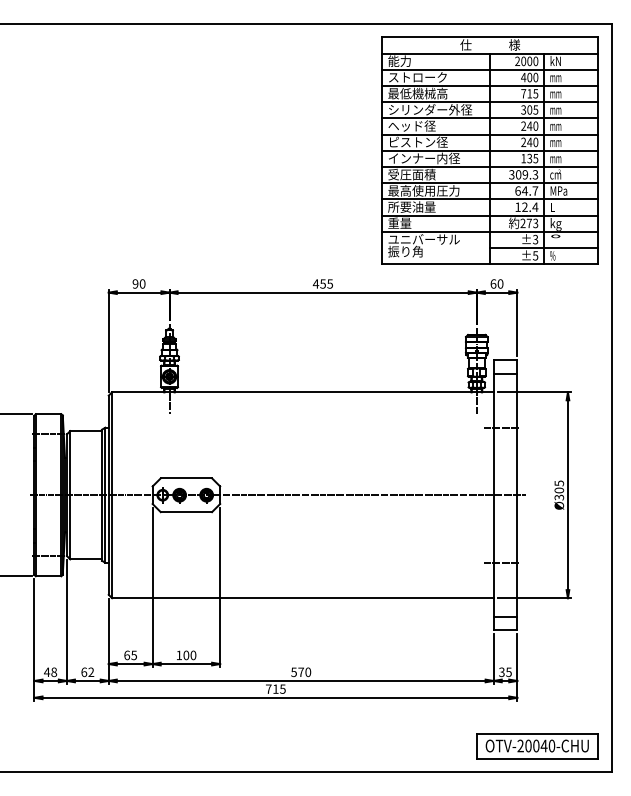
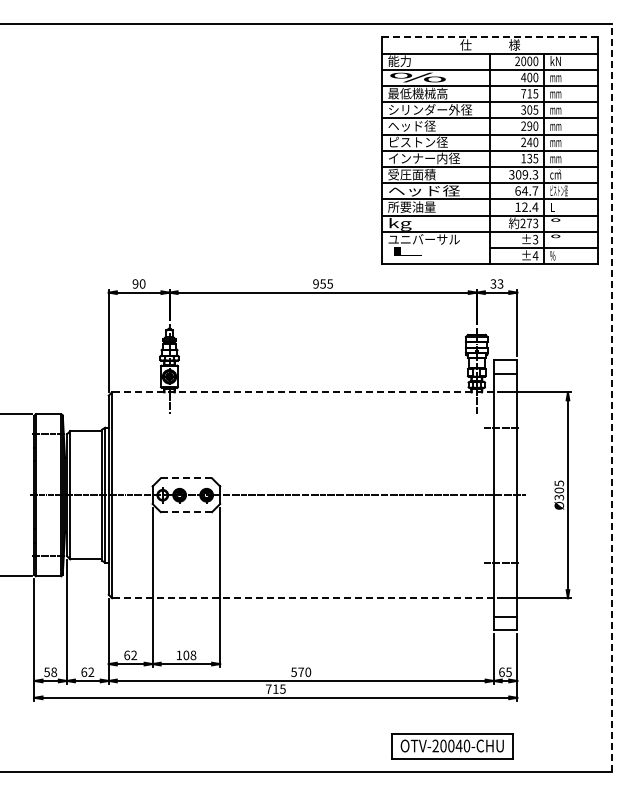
line: solid -> dashed (490, 37)
text: ストローク -> %%% (417, 77)
text: 240 -> 290 (529, 125)
text: 最高使用圧力 -> ヘッド径 (423, 190)
text: MPa -> ピストン径 (558, 190)
text: 重量 -> kg (399, 223)
text: kg -> ° (555, 224)
text: 振り角 -> L (405, 251)
text: ±5 -> ±4 (535, 255)
text: 455 -> 955 (315, 283)
text: 60 -> 33 (496, 283)
line: solid -> dashed (302, 392)
line: solid -> dashed (611, 397)
line: solid -> dashed (186, 478)
line: solid -> dashed (186, 512)
line: solid -> dashed (302, 598)
text: 65 -> 62 (134, 655)
text: 100 -> 108 (193, 655)
text: 35 -> 65 (501, 671)
text: 48 -> 58 (47, 672)
part position: (537, 746) -> (452, 746) (452, 746)
